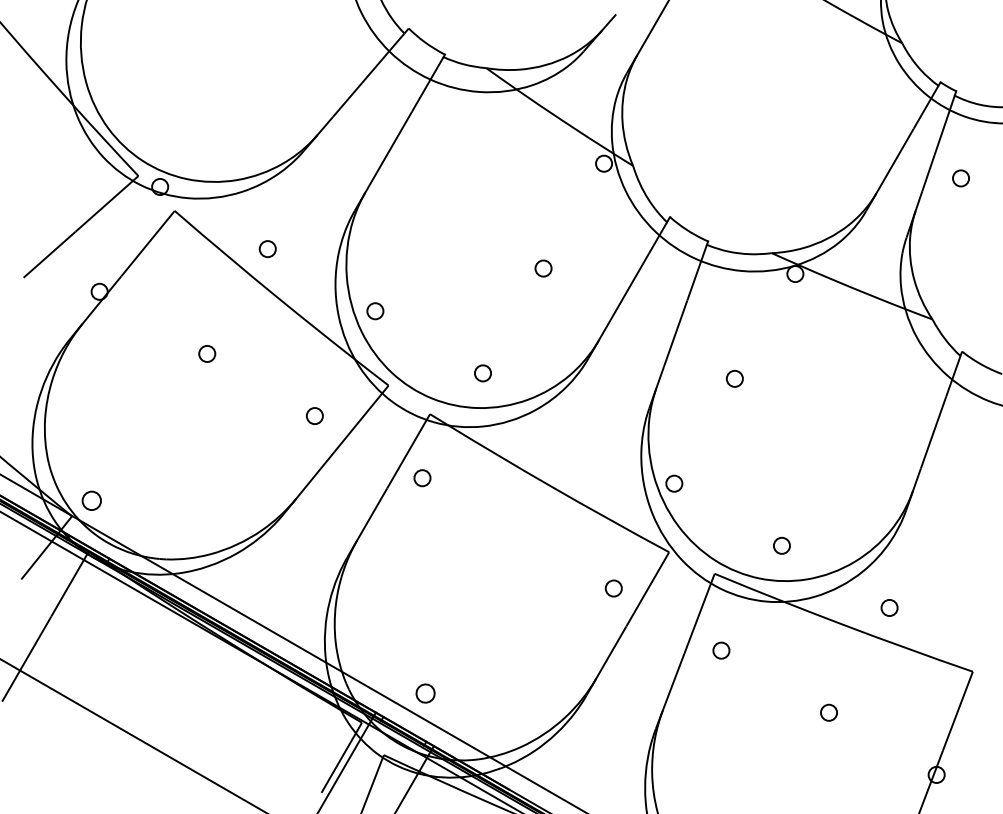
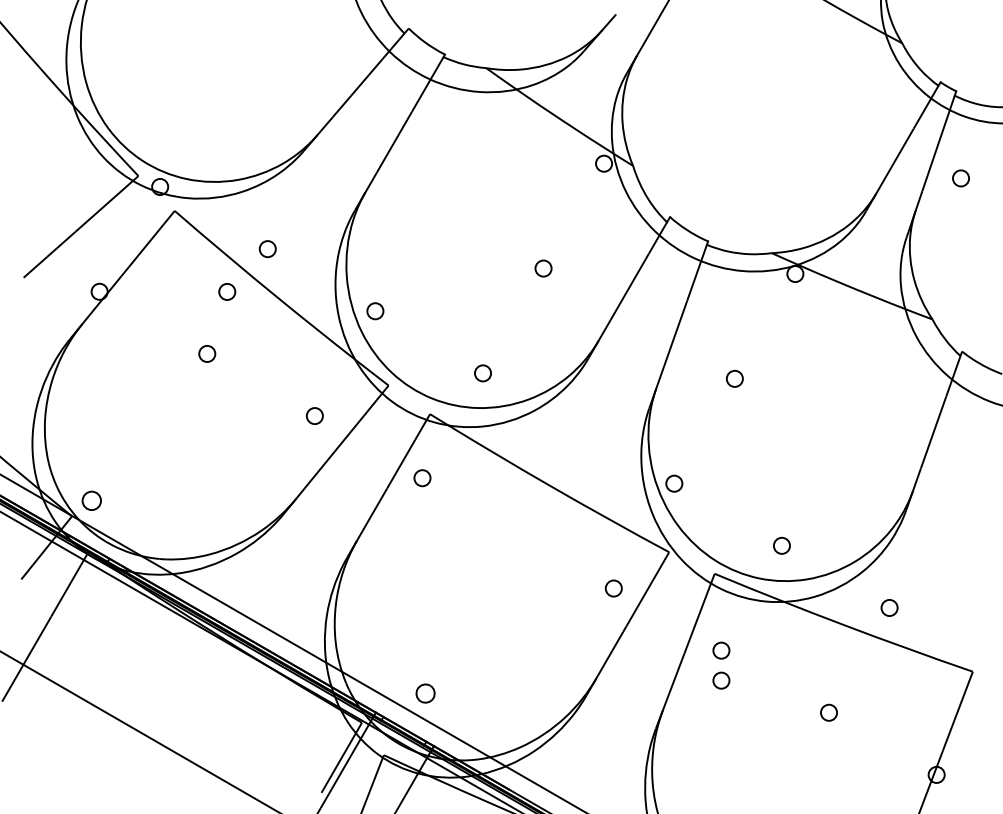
circle: none -> present (227, 291)
circle: none -> present (721, 680)
line position: (132, 735) -> (139, 731) (139, 731)
